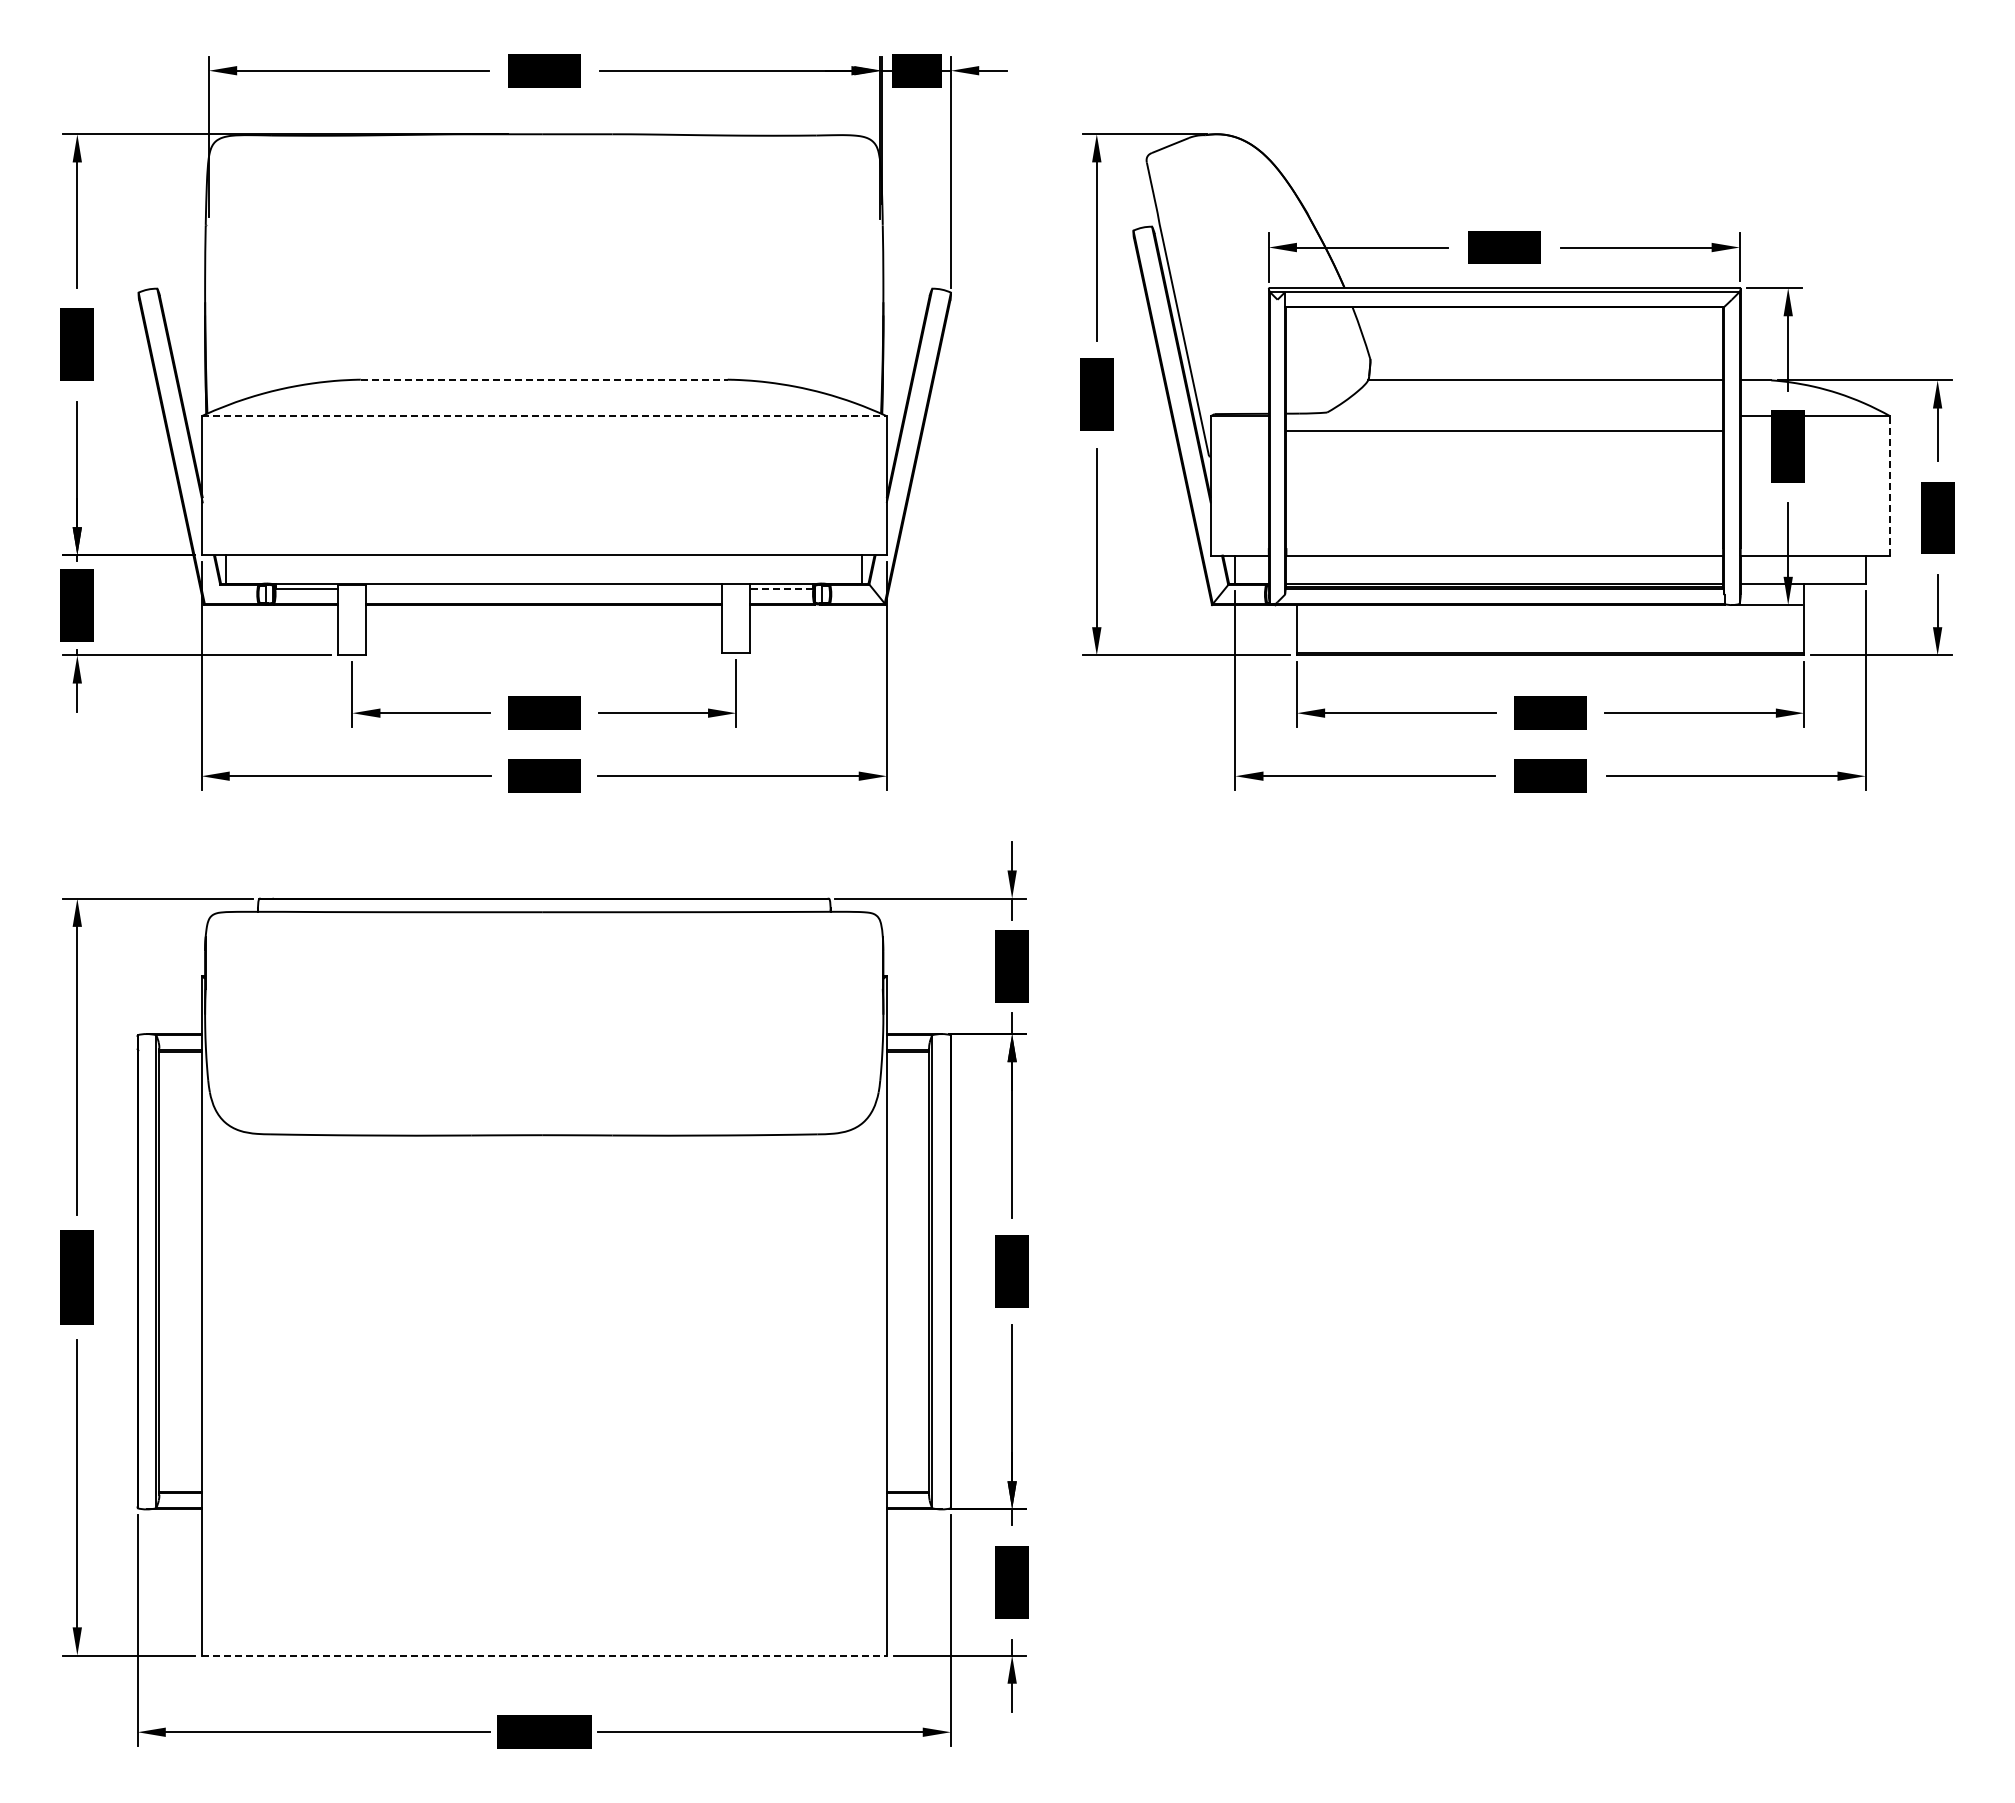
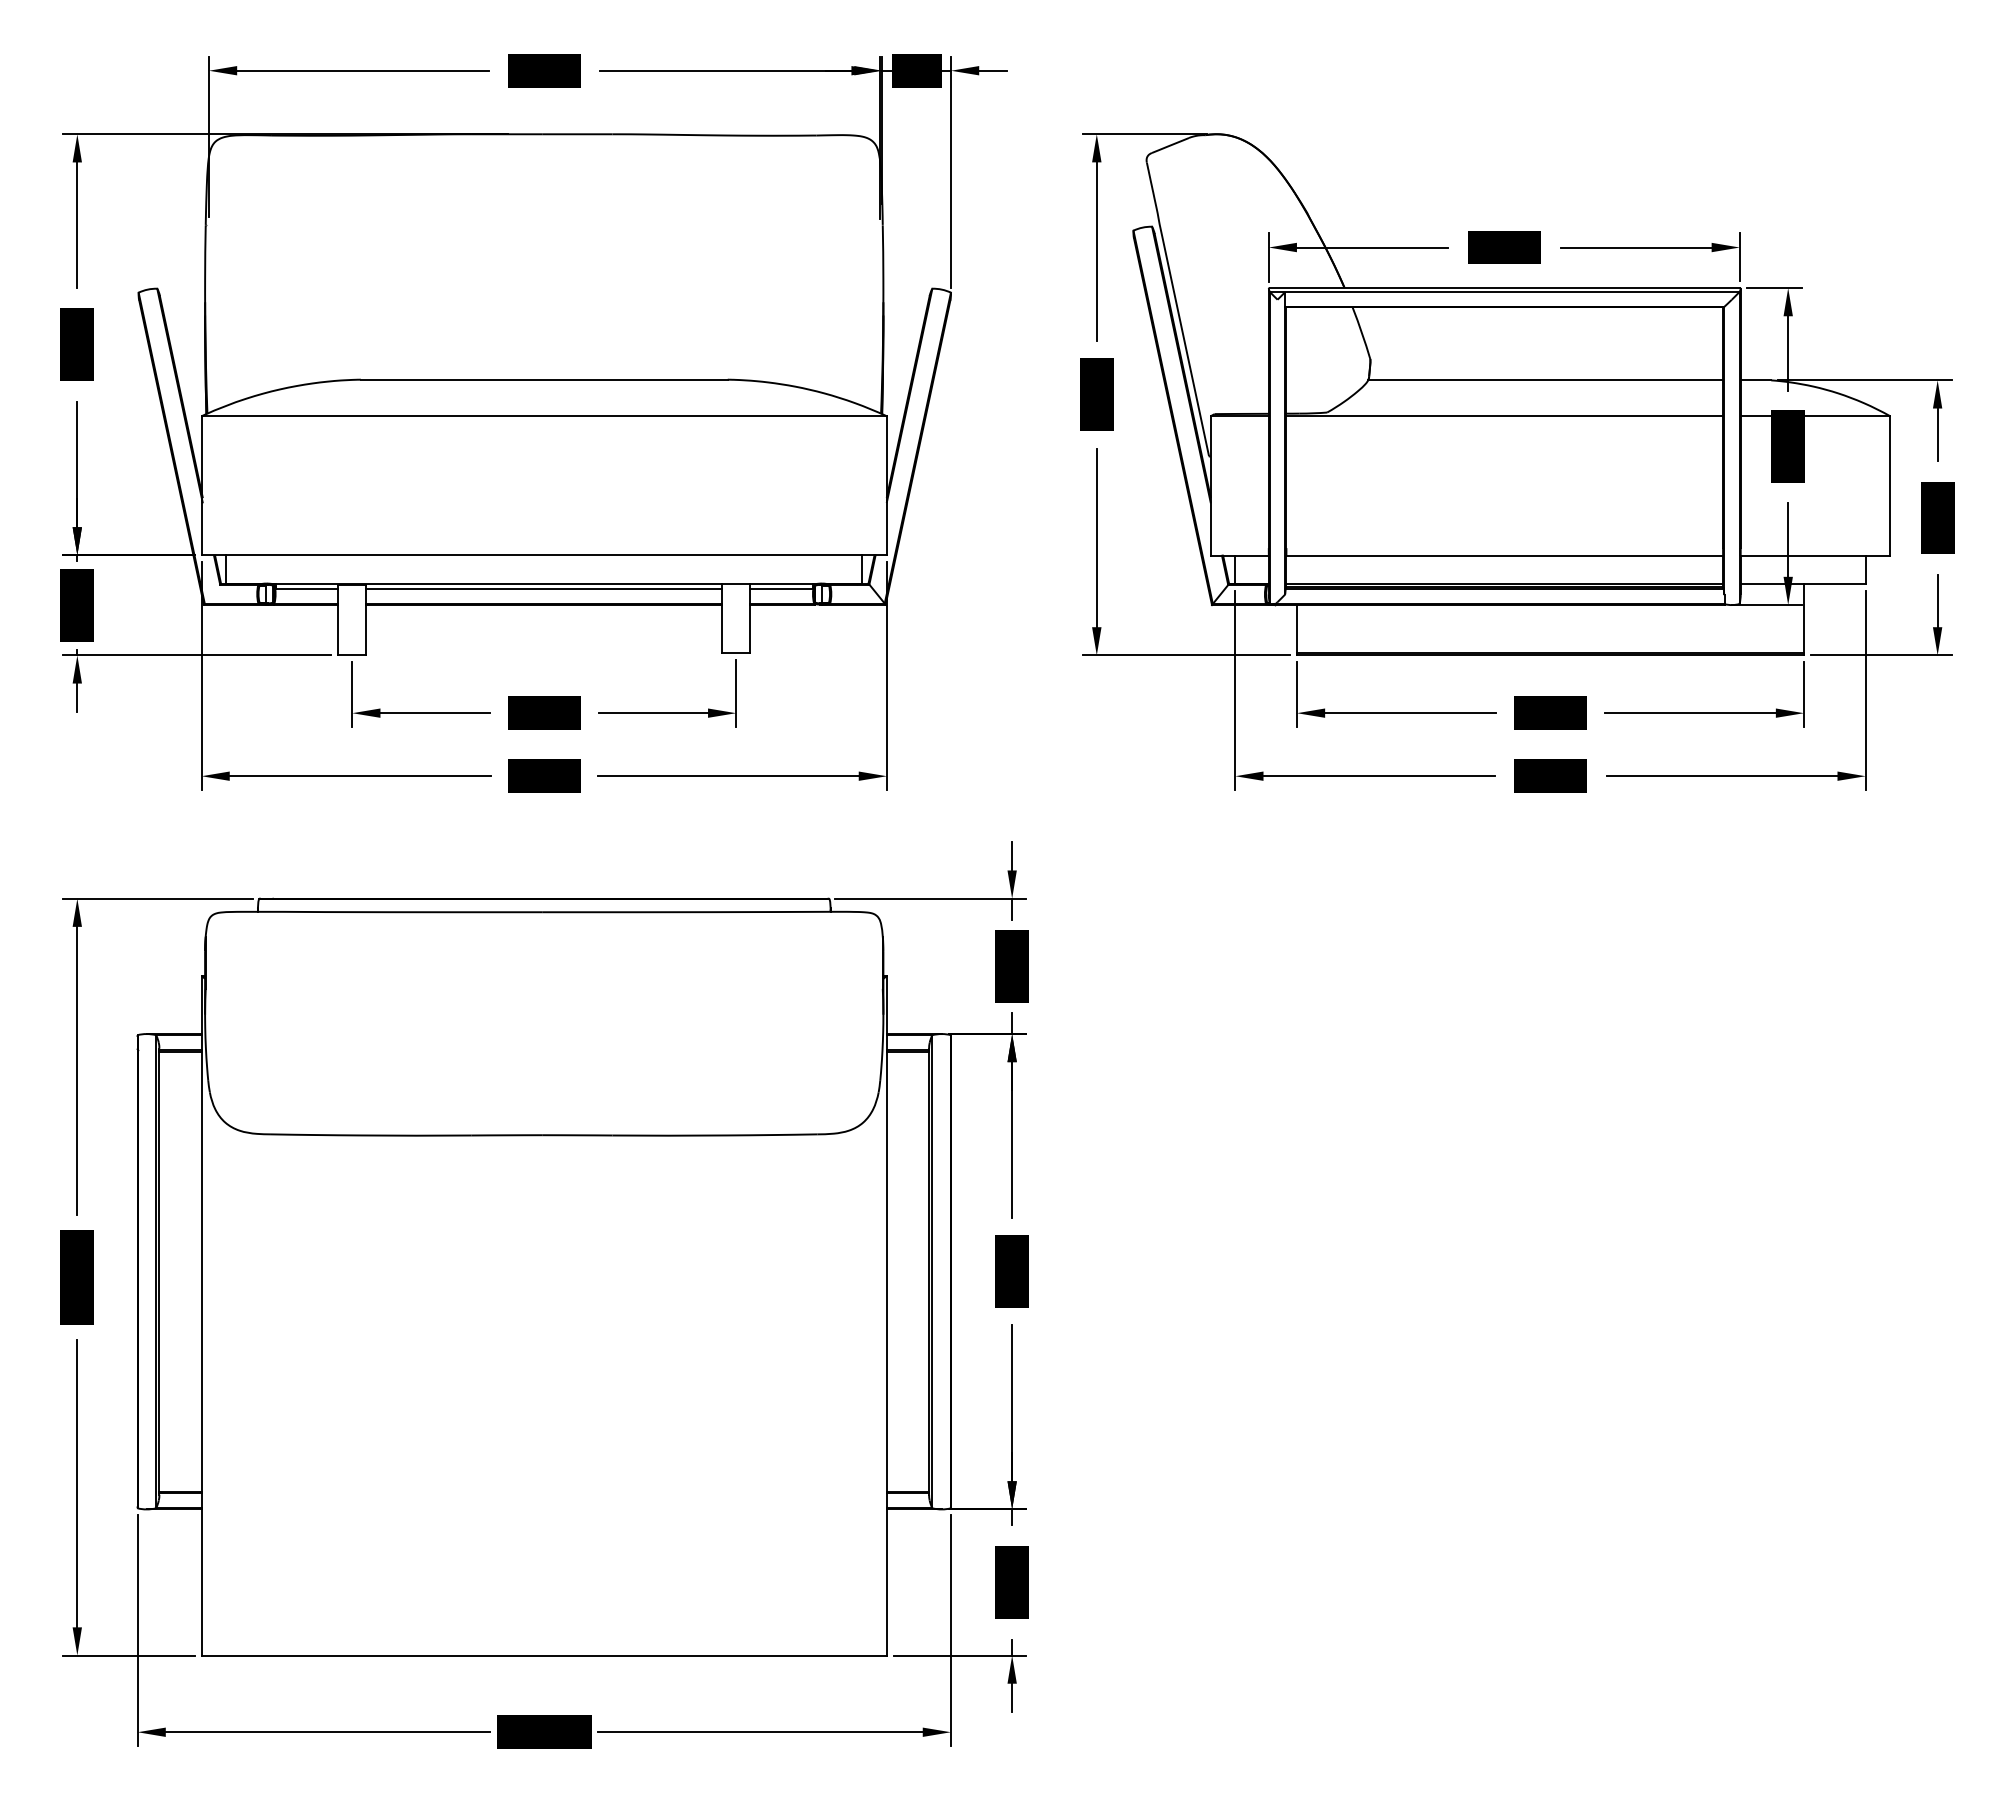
line: dashed -> solid (544, 379)
line: dashed -> solid (544, 416)
line position: (1504, 431) -> (1504, 416) (1504, 416)
line: dashed -> solid (1890, 486)
line: none -> present (544, 589)
line: dashed -> solid (781, 589)
line: dashed -> solid (544, 1655)
